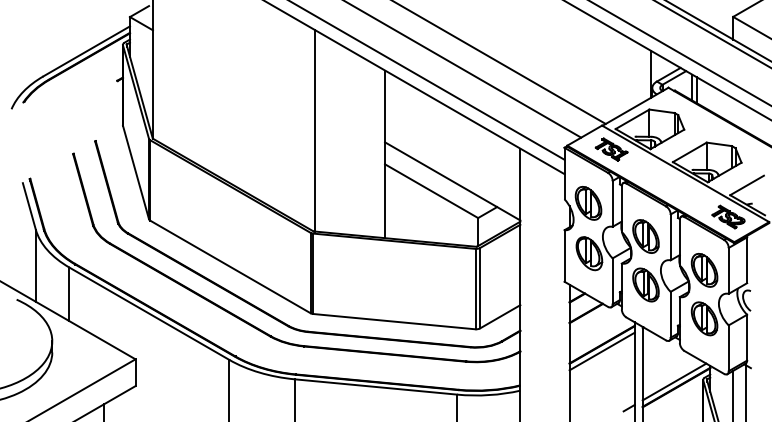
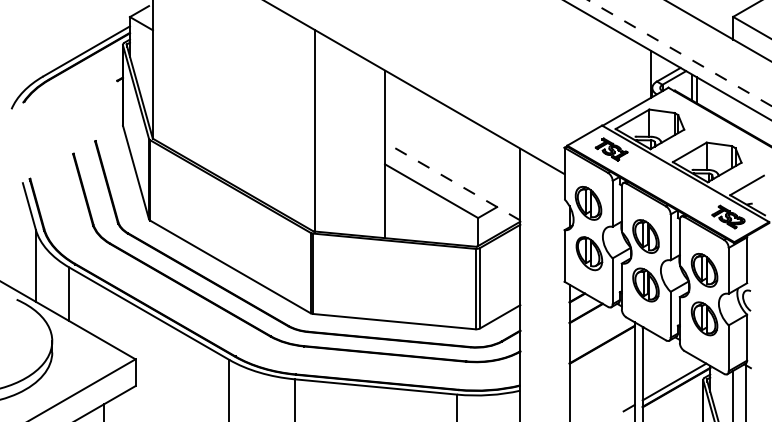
line: present -> none (712, 34)
line: solid -> dashed (679, 53)
line: present -> none (500, 62)
line: present -> none (463, 69)
line: present -> none (427, 80)
line: solid -> dashed (452, 181)
line: present -> none (601, 351)
